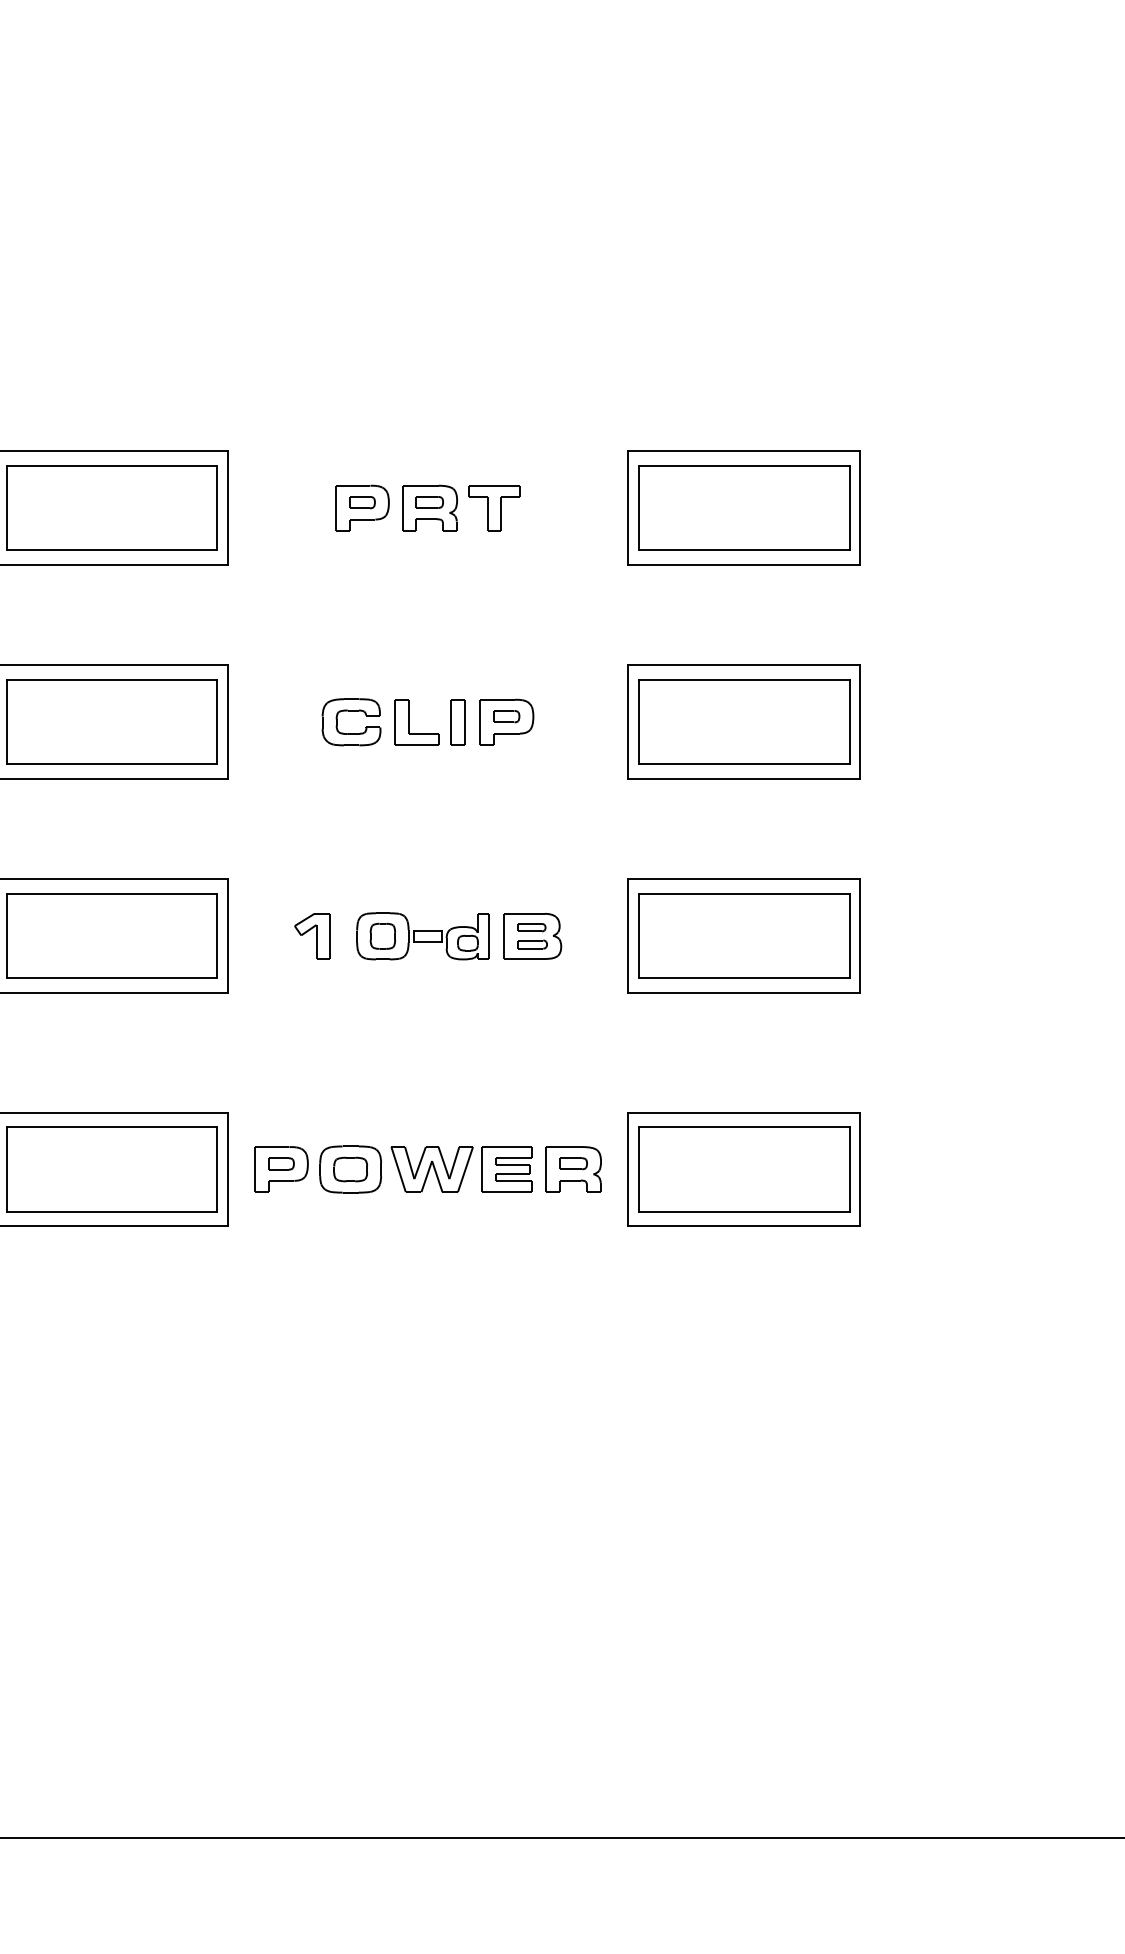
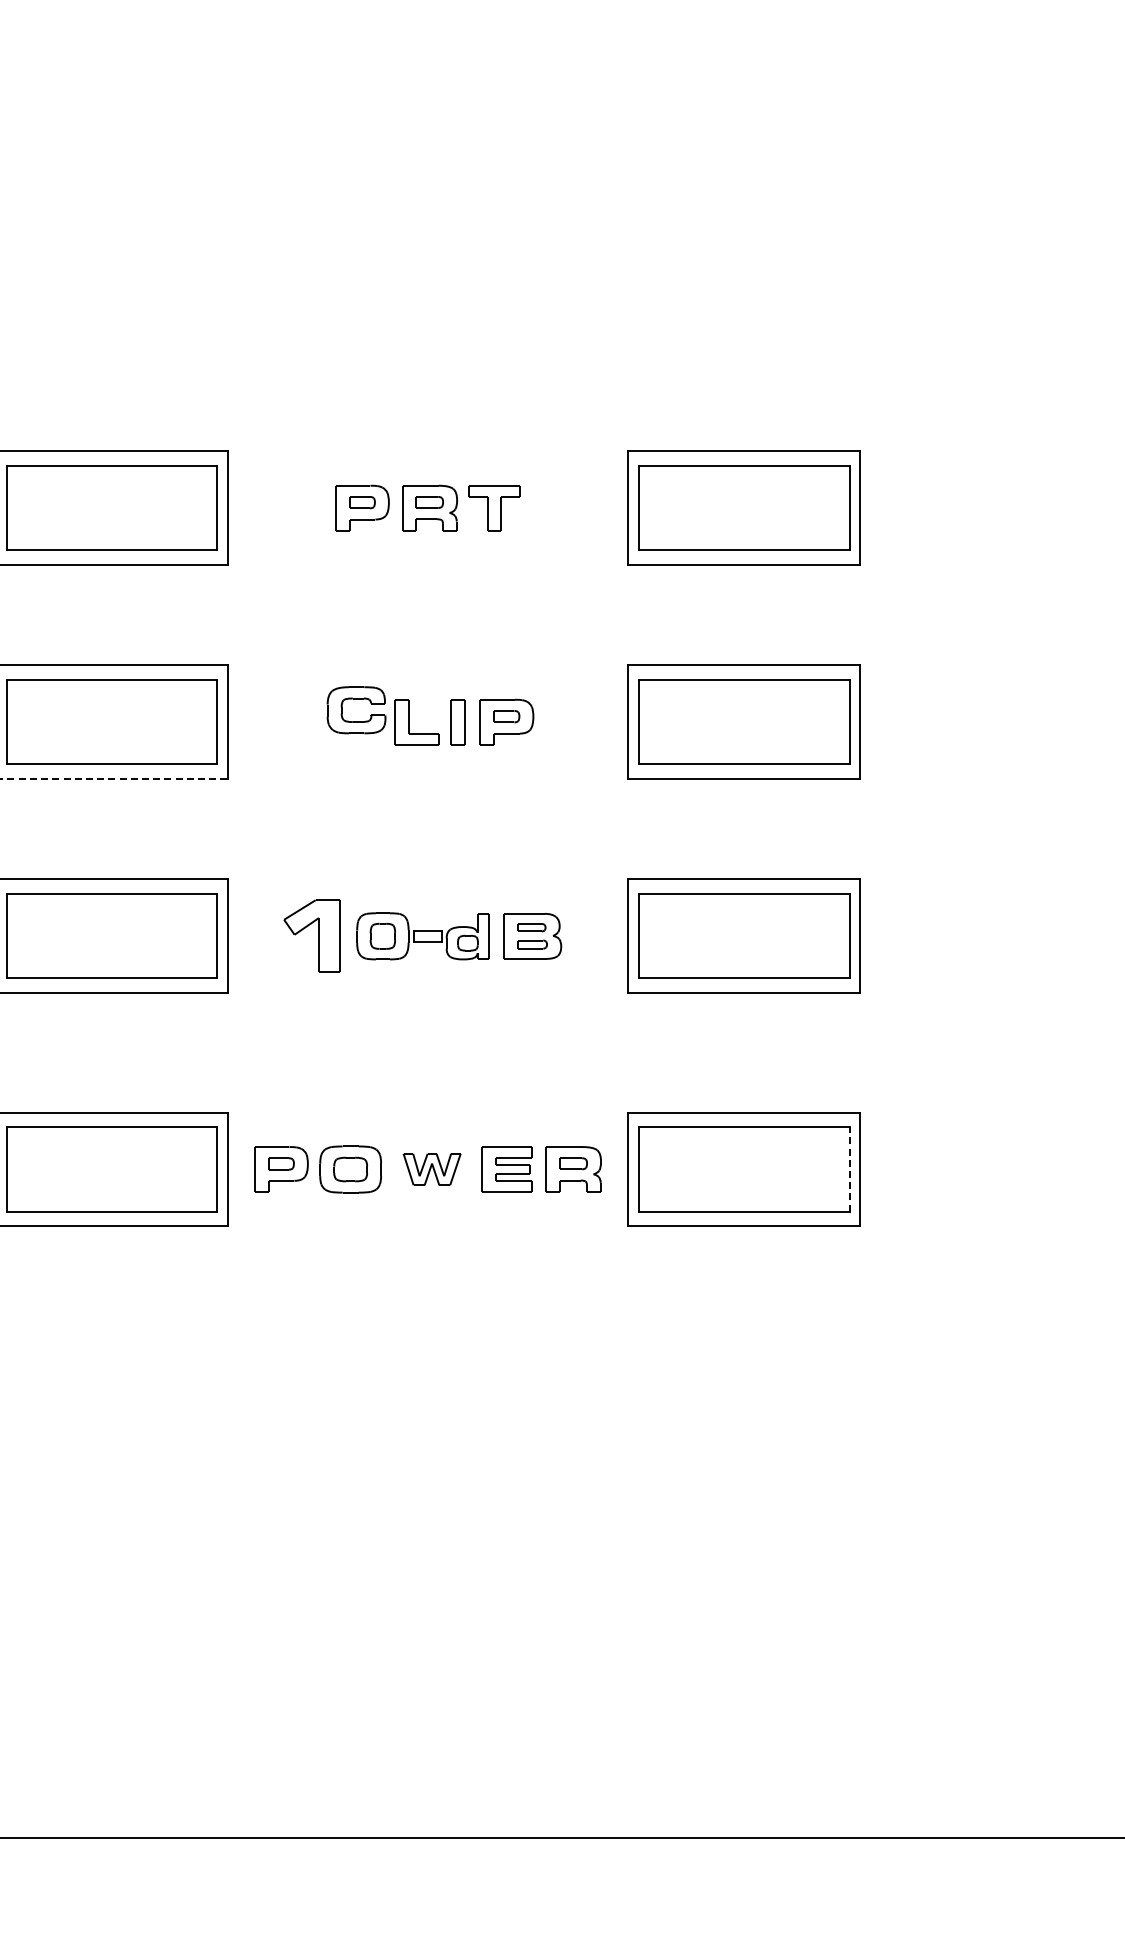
part position: (351, 711) -> (356, 699) (356, 699)
line: solid -> dashed (114, 779)
part size: 37x47 px -> 58x74 px (311, 935)
part size: 84x47 px -> 60x33 px (431, 1169)
line: solid -> dashed (849, 1169)
